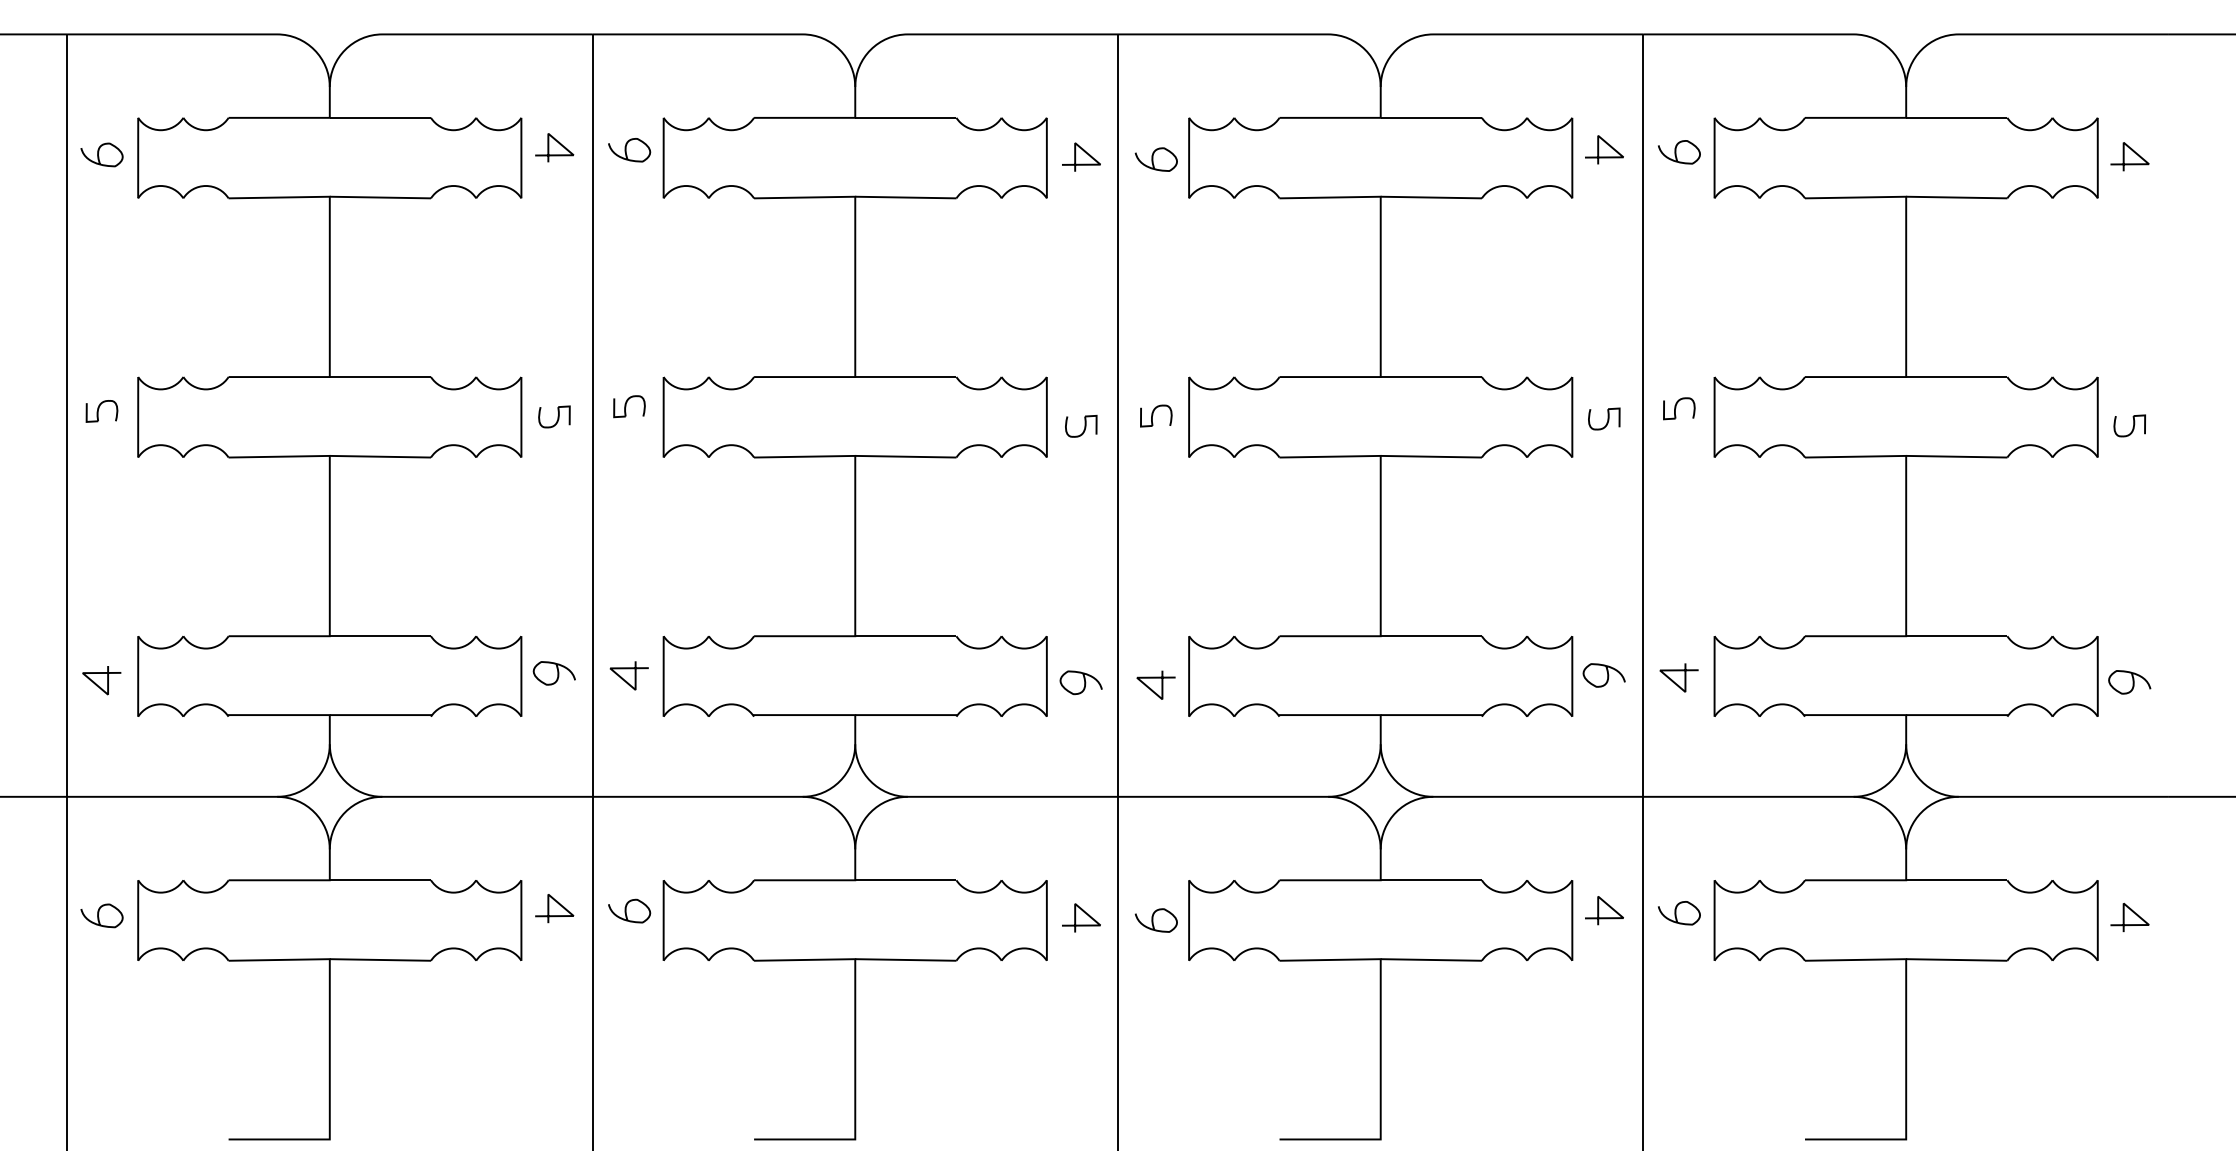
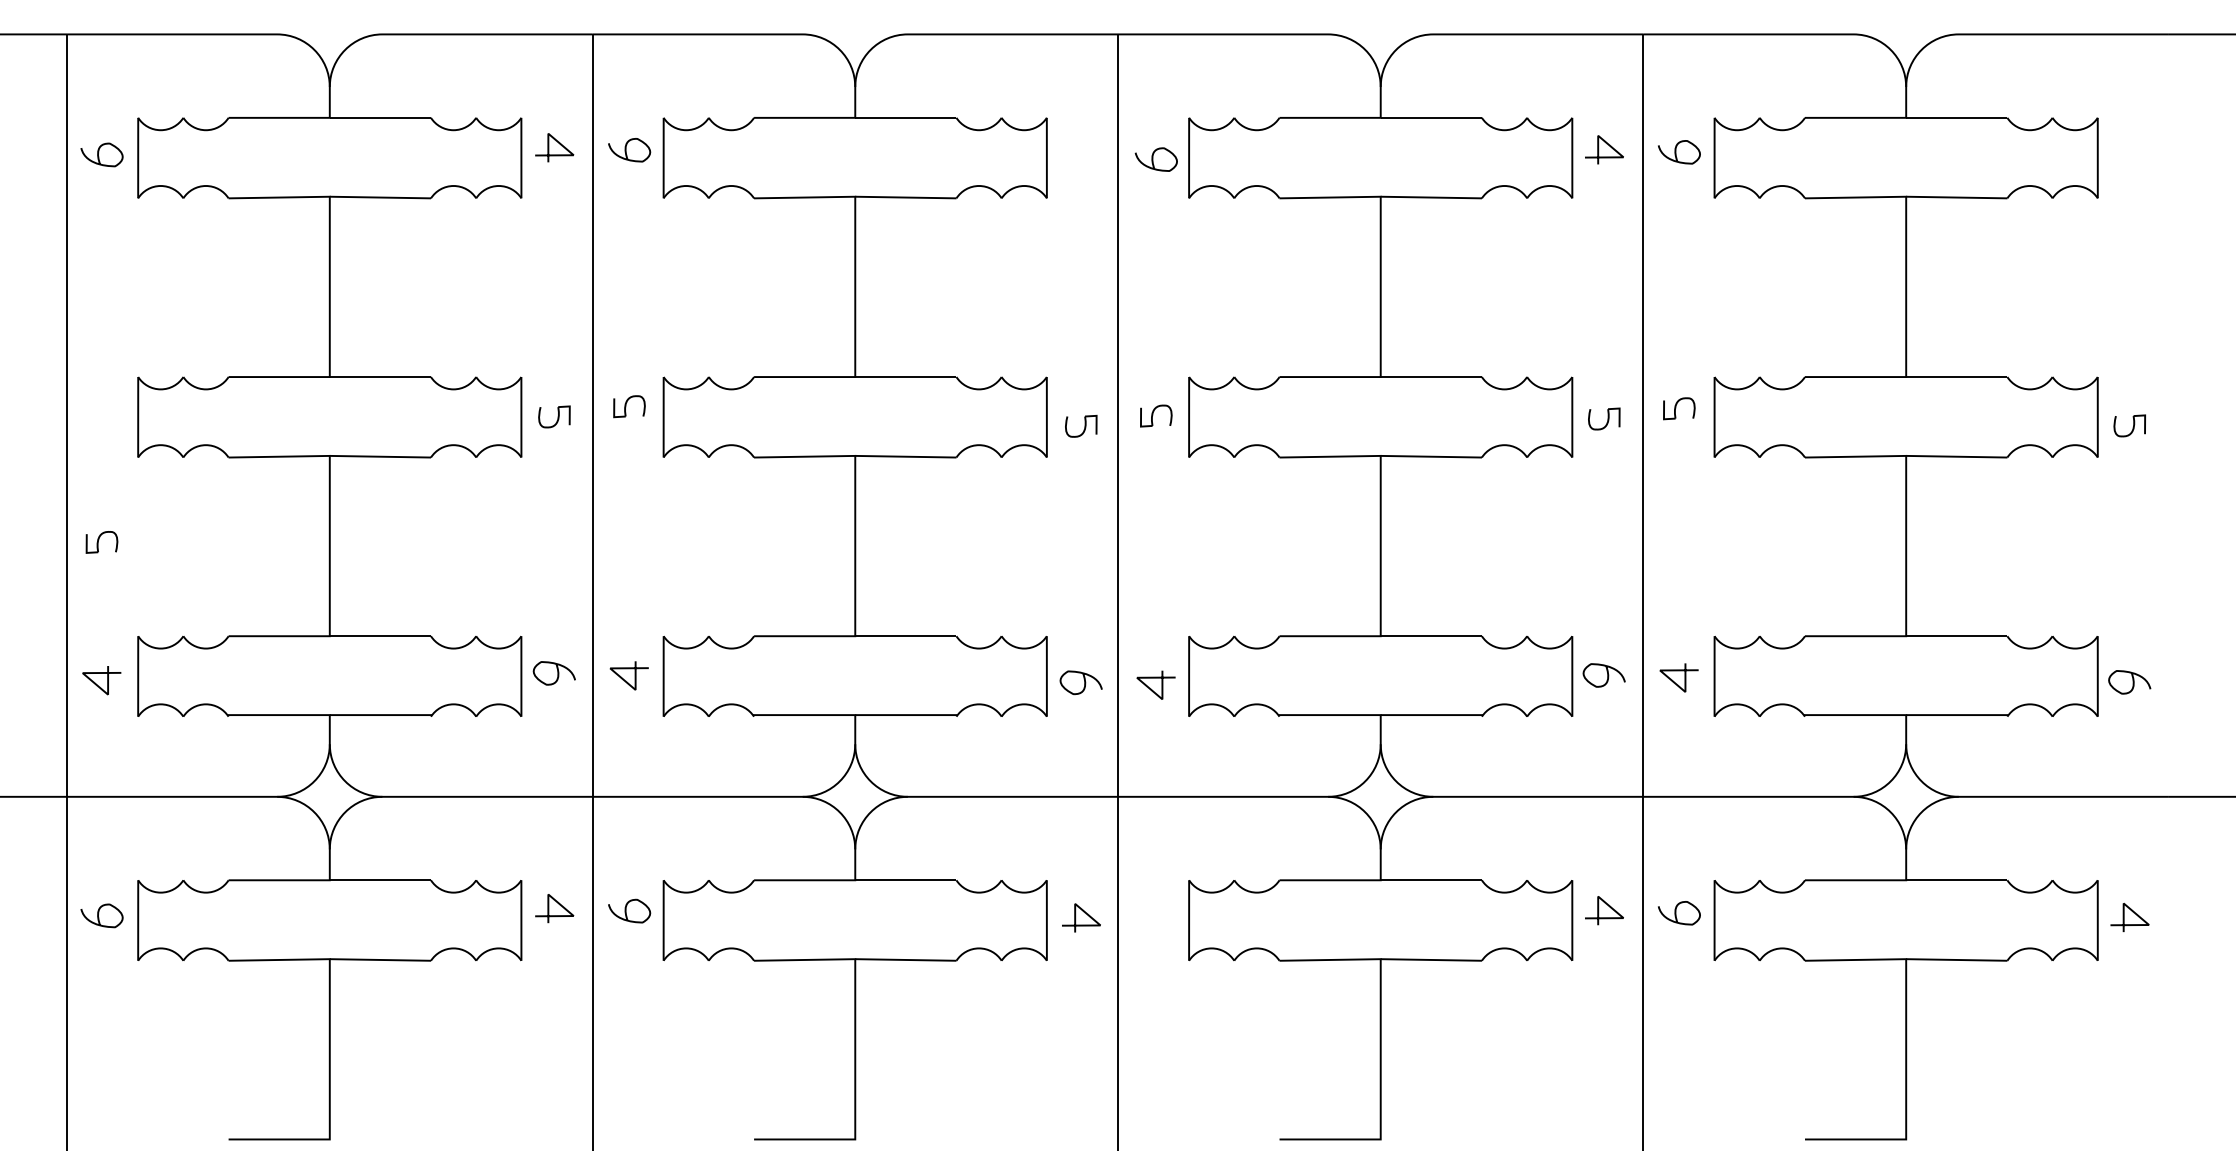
curve: present -> none (1084, 152)
curve: present -> none (2124, 156)
part position: (101, 411) -> (101, 542) (101, 542)
curve: present -> none (1153, 920)
